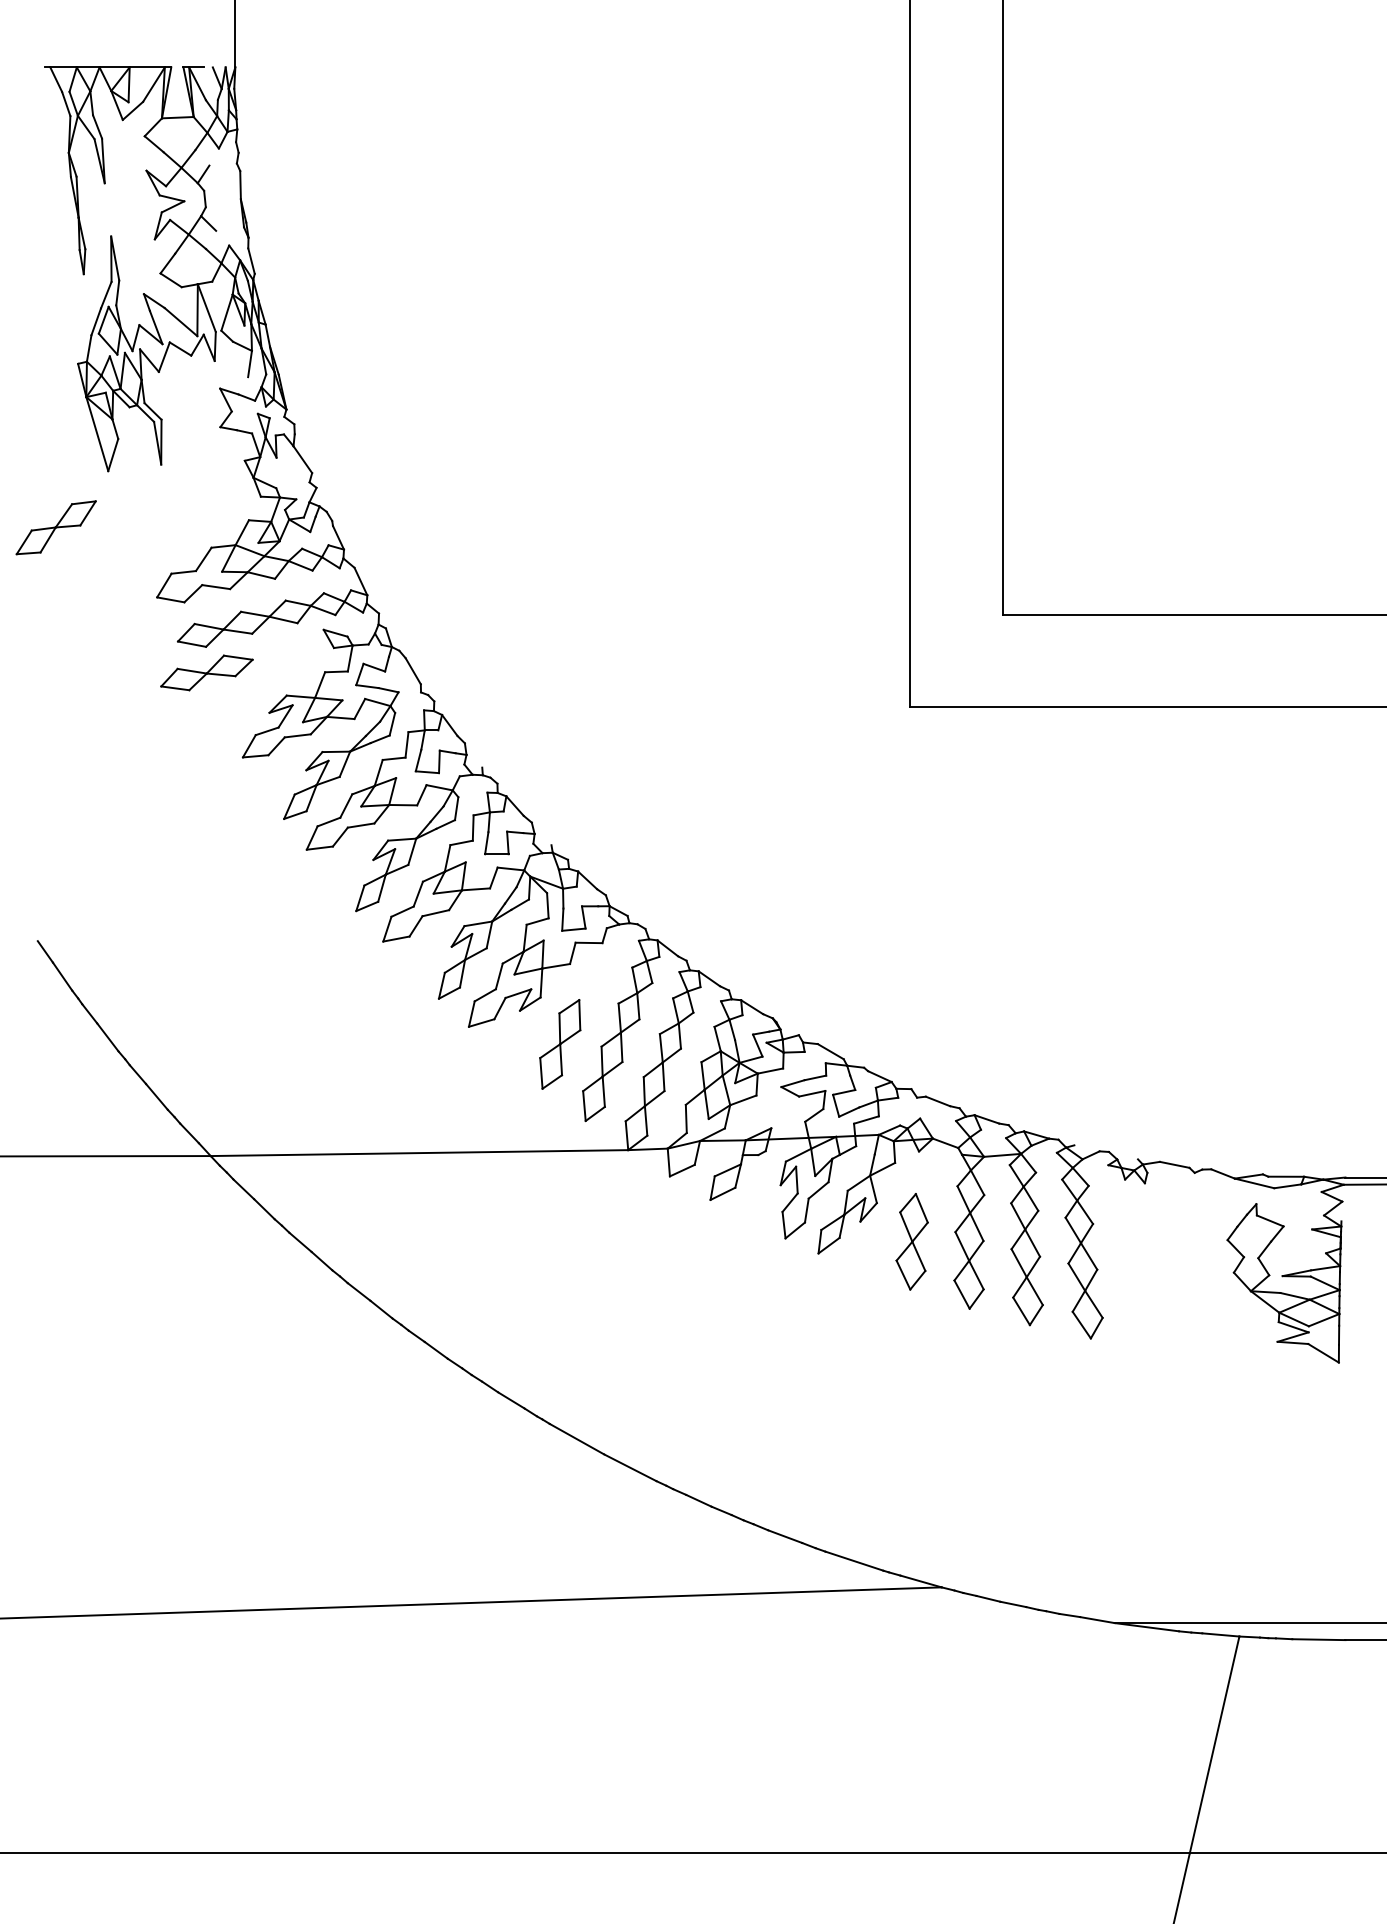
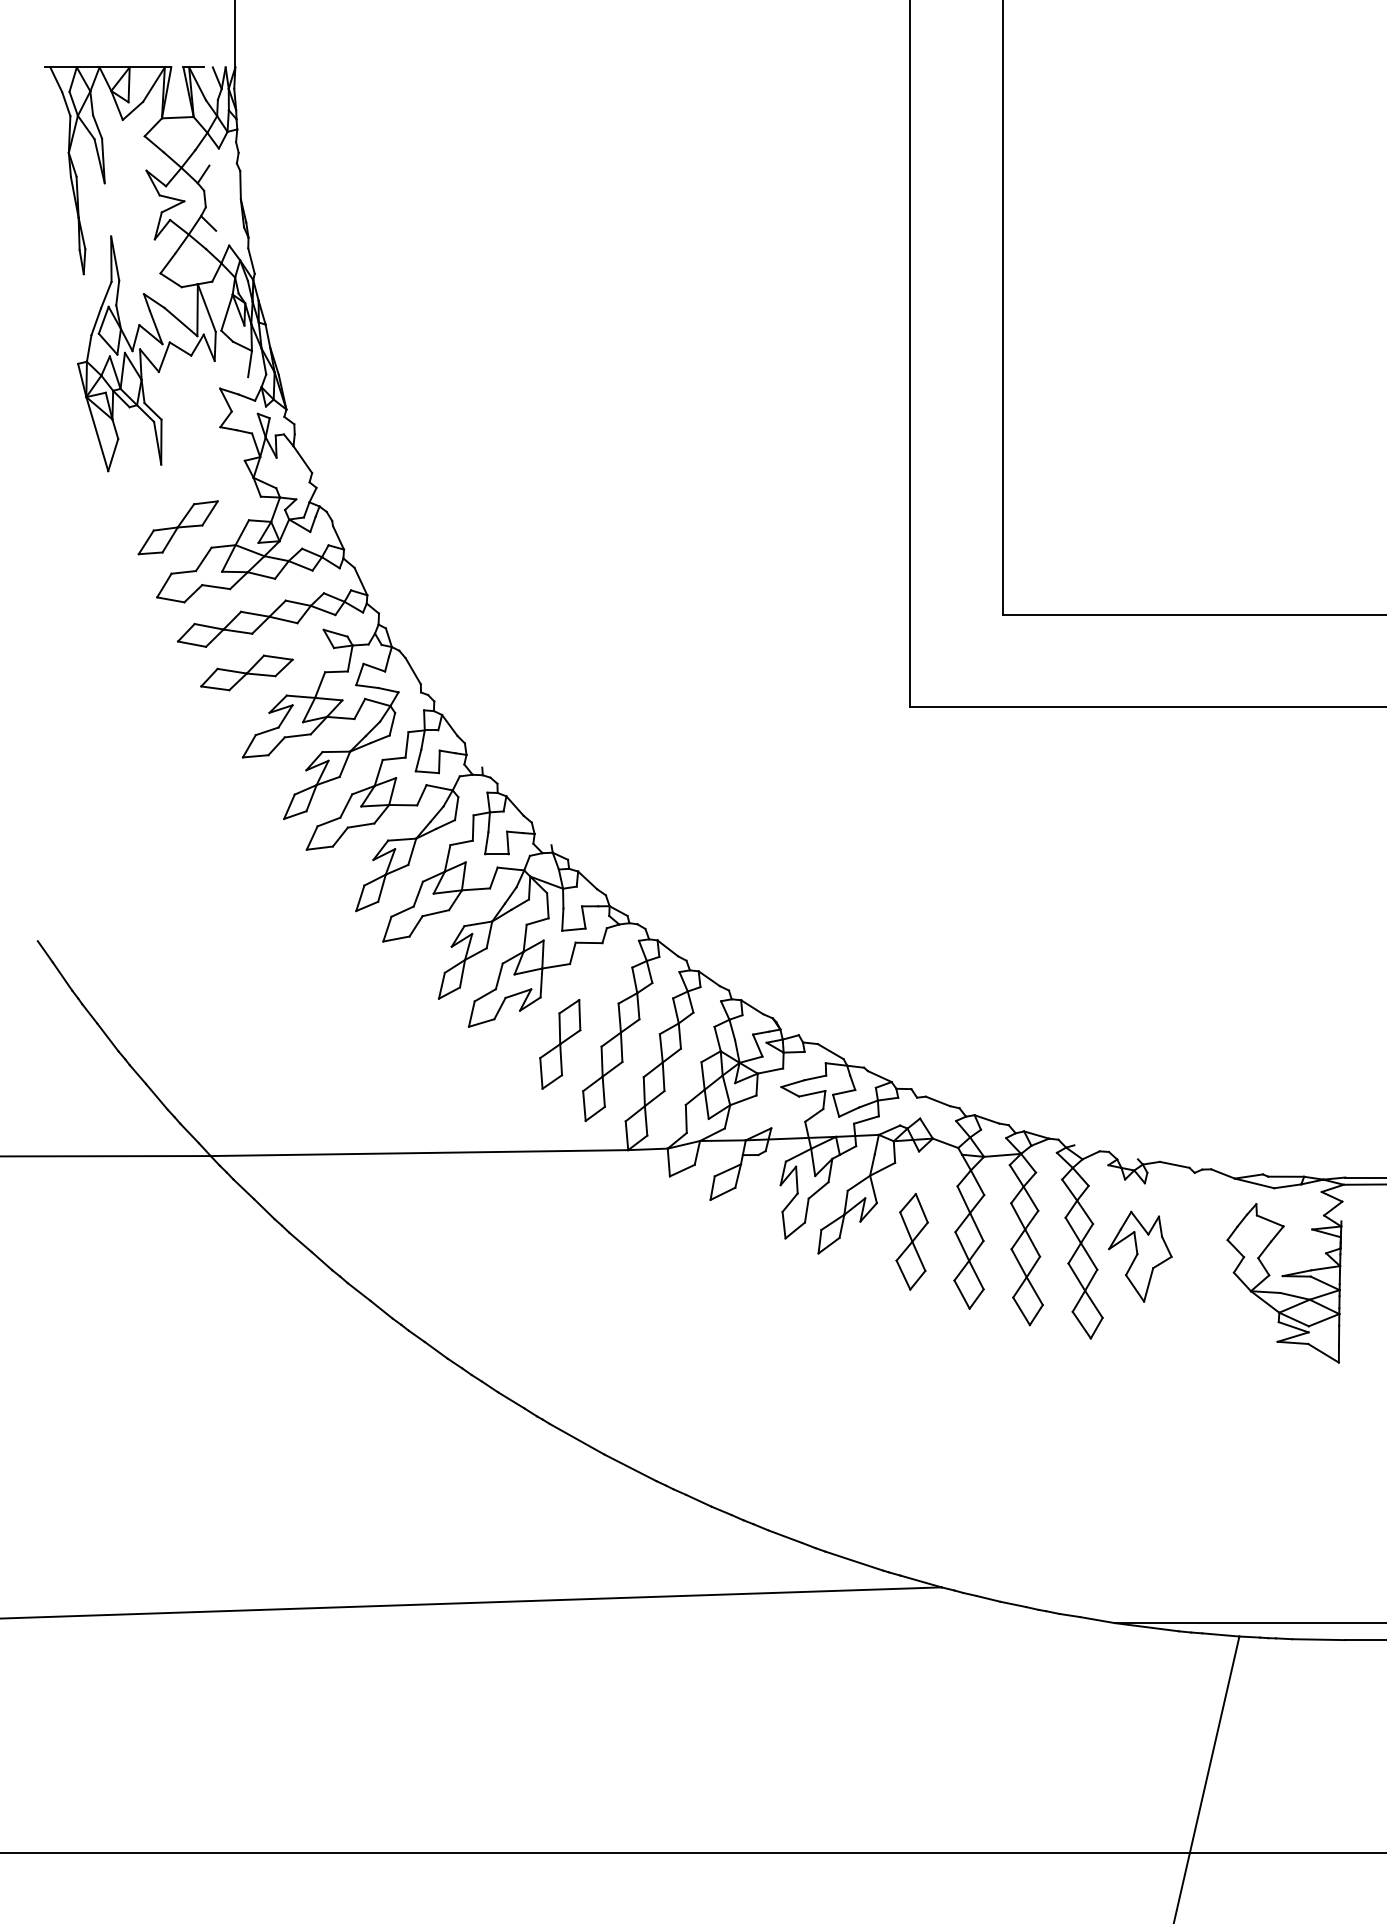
part position: (55, 527) -> (177, 527) (177, 527)
part position: (206, 672) -> (246, 672) (246, 672)
part: none -> present (1140, 1256)
